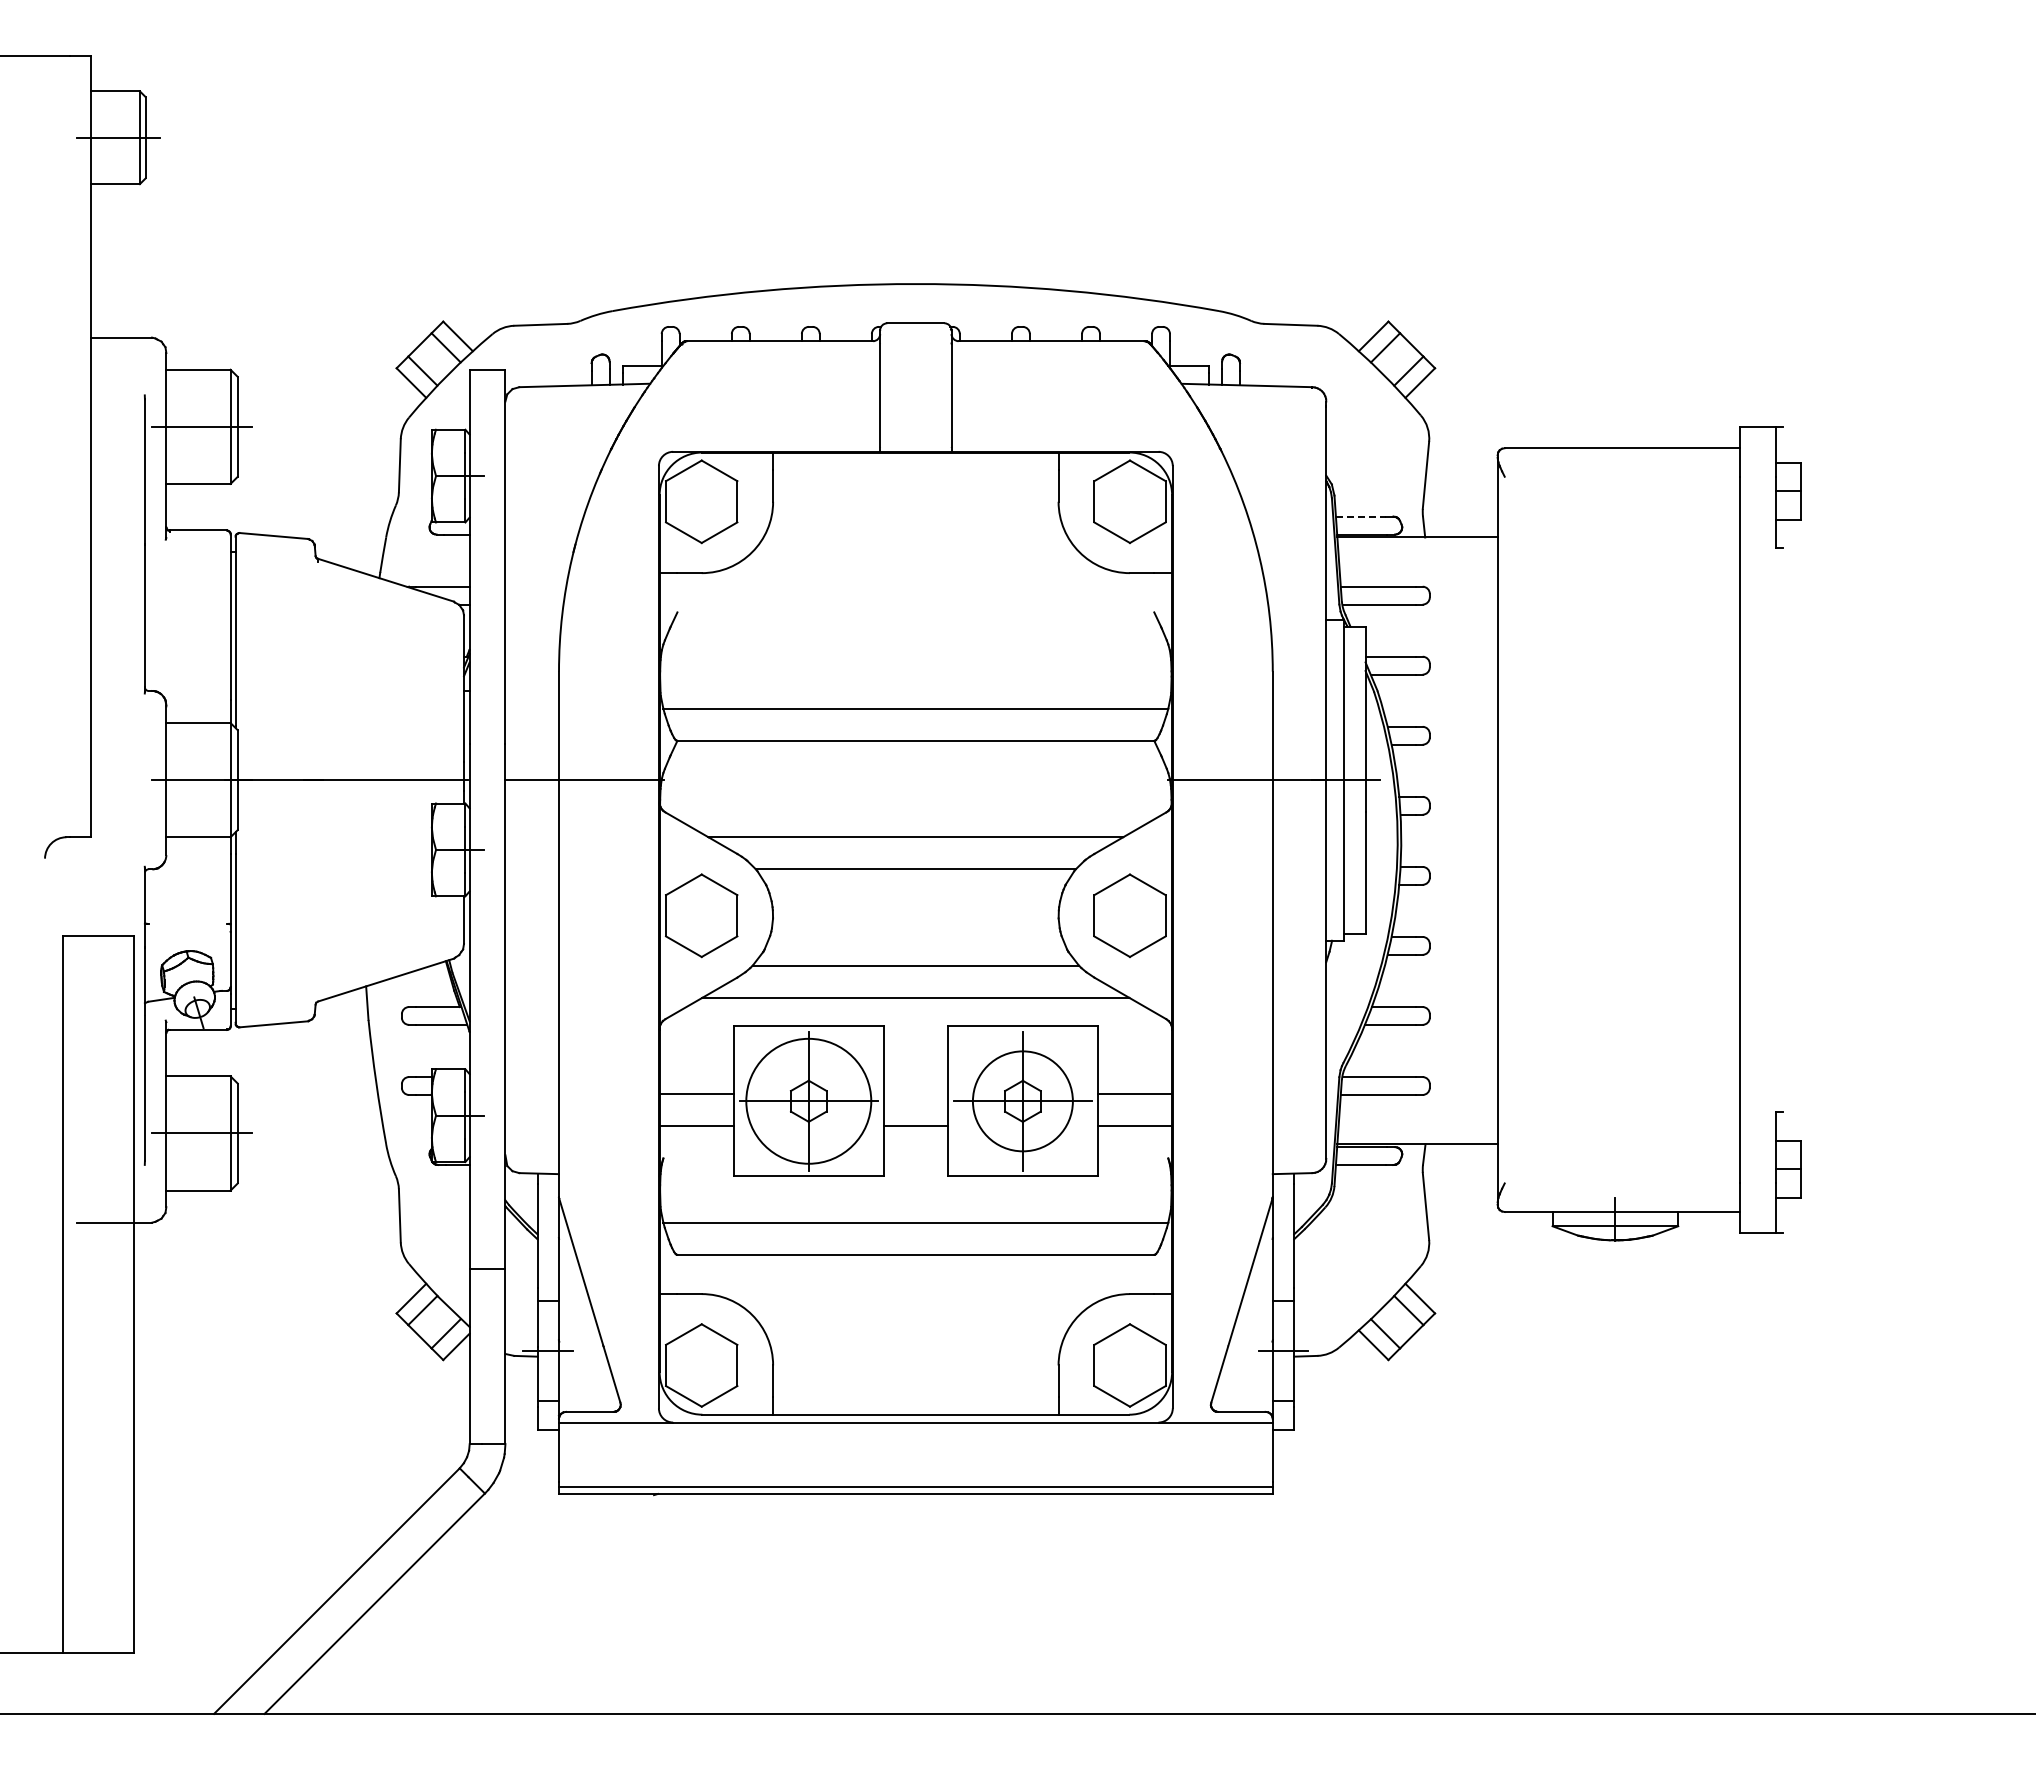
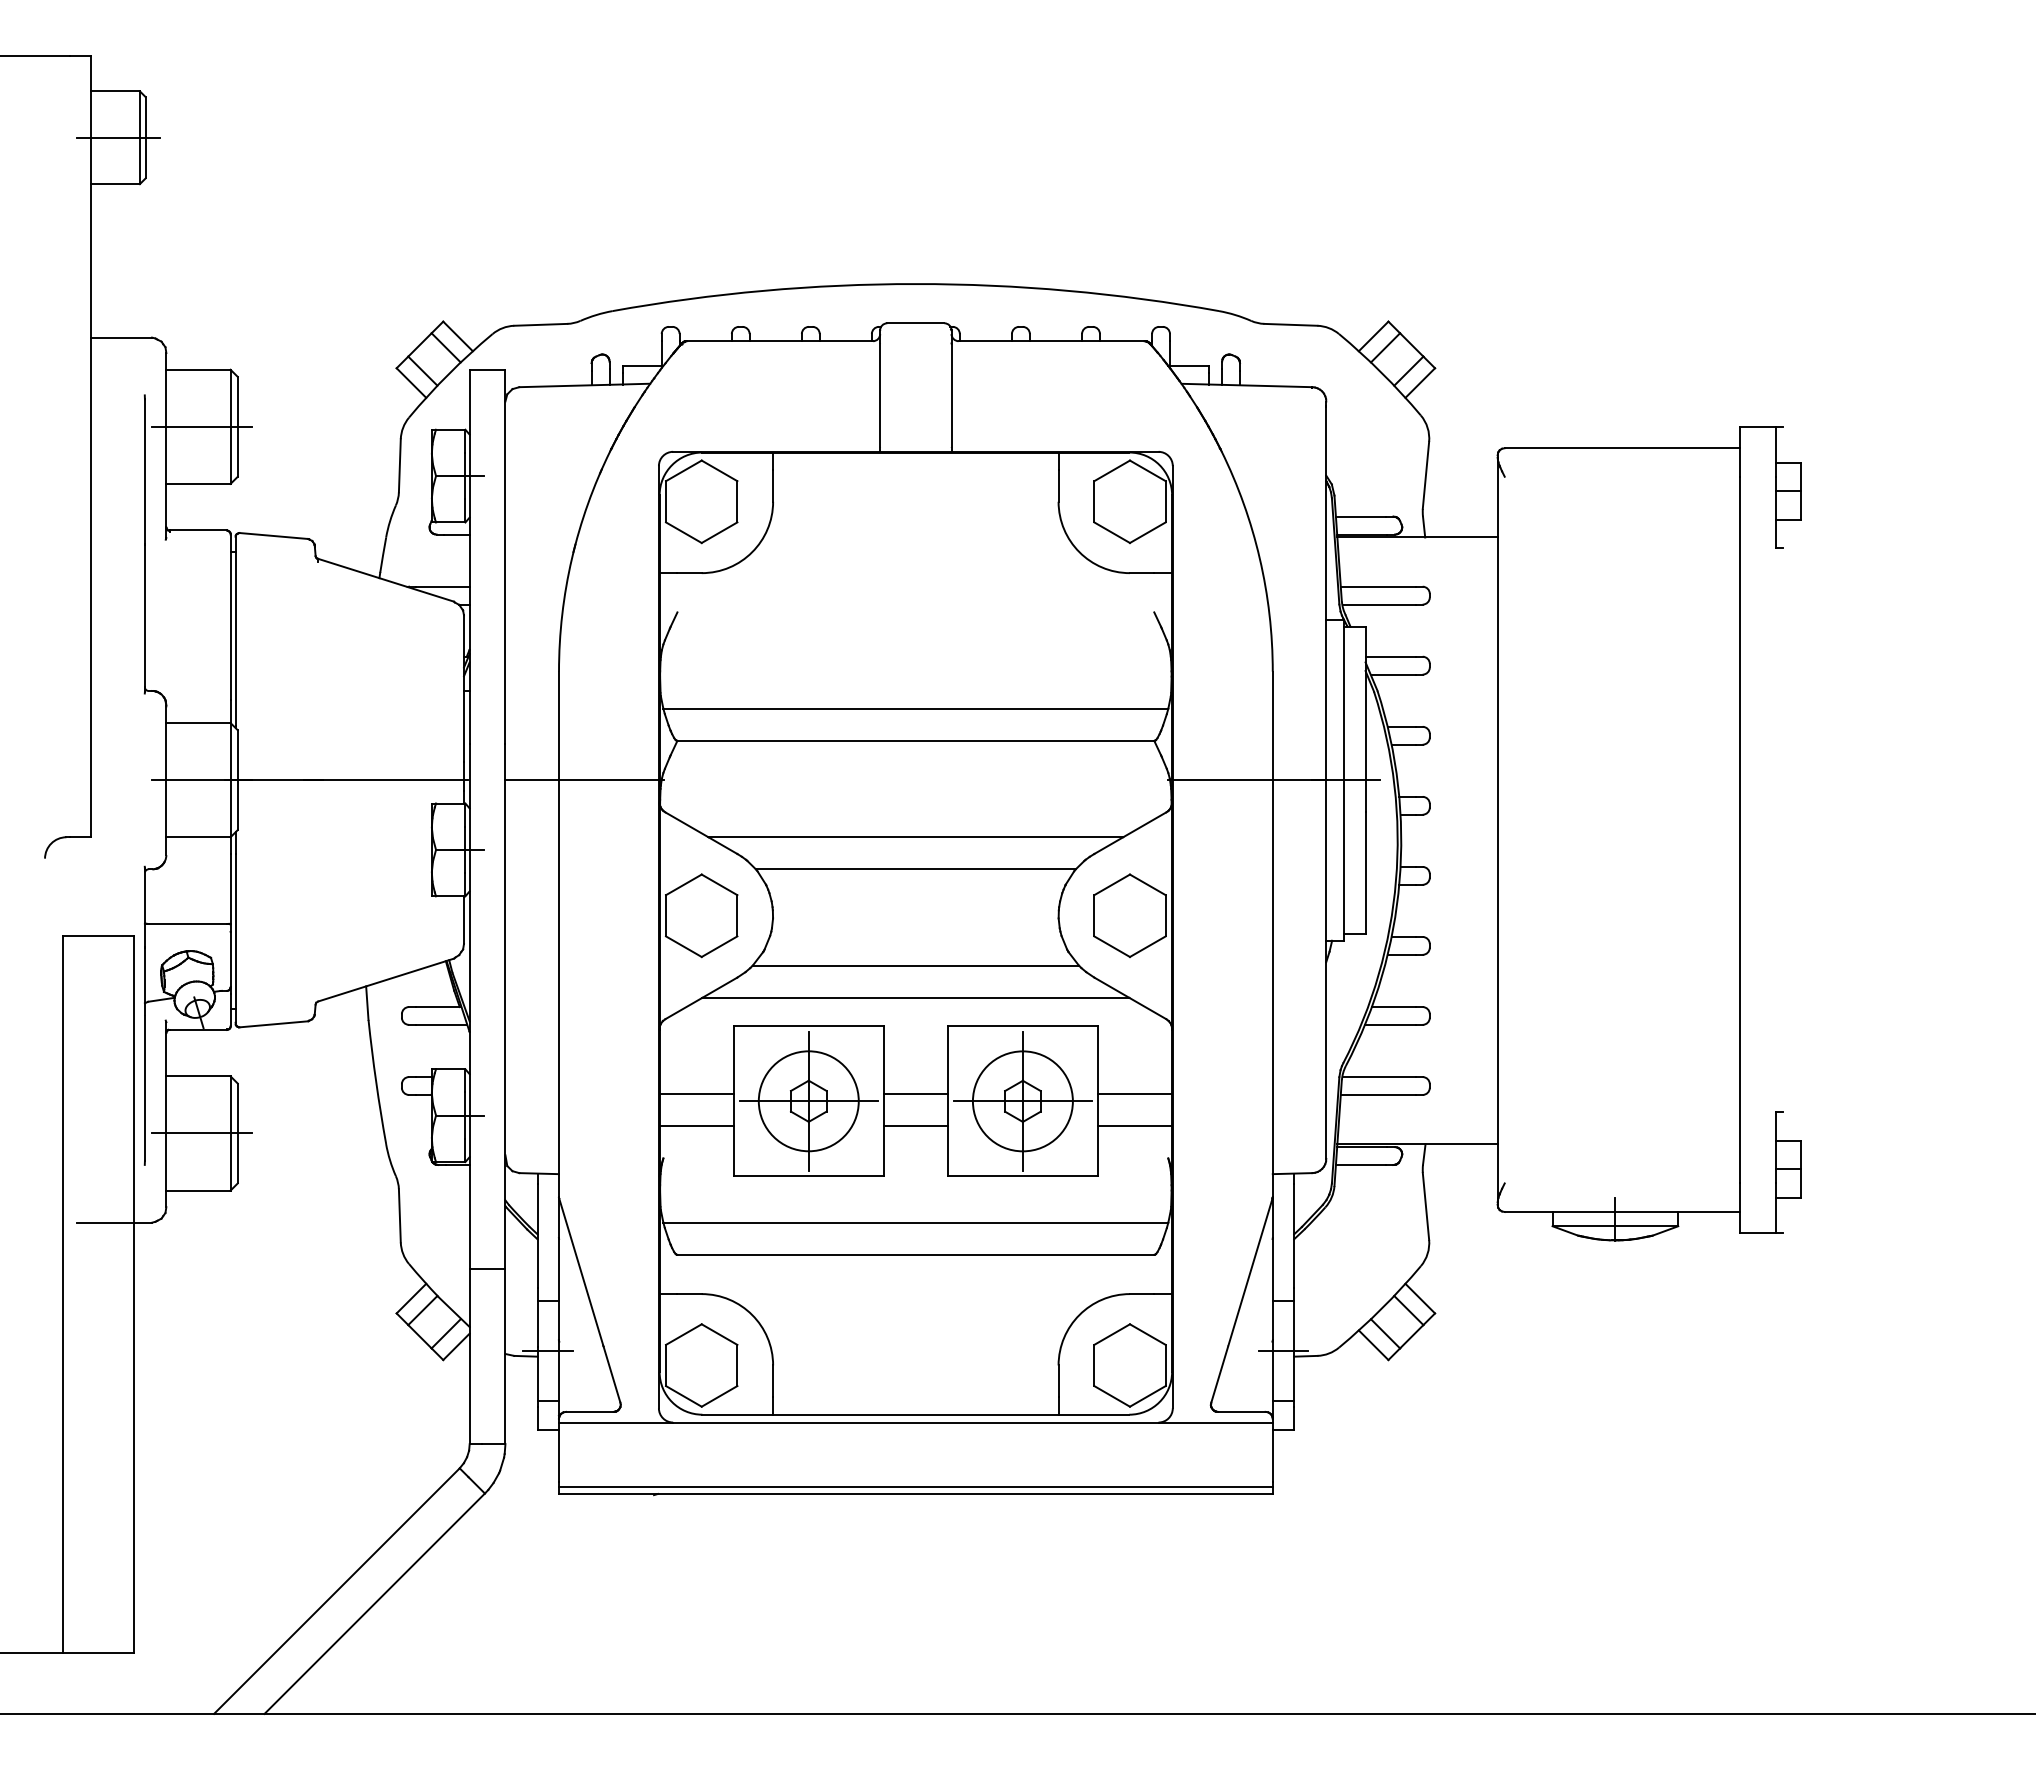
line: dashed -> solid (1360, 516)
line: none -> present (187, 923)
line: none -> present (915, 1094)
circle diameter: 125 px -> 100 px (808, 1101)
